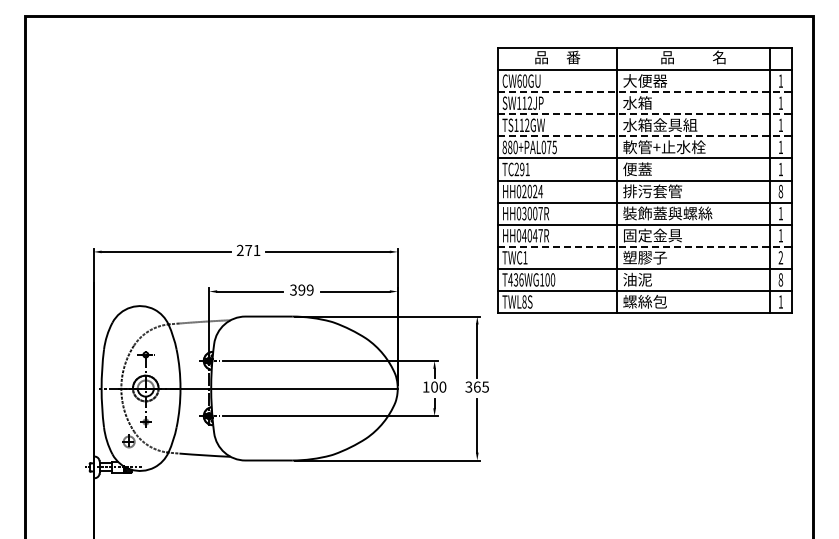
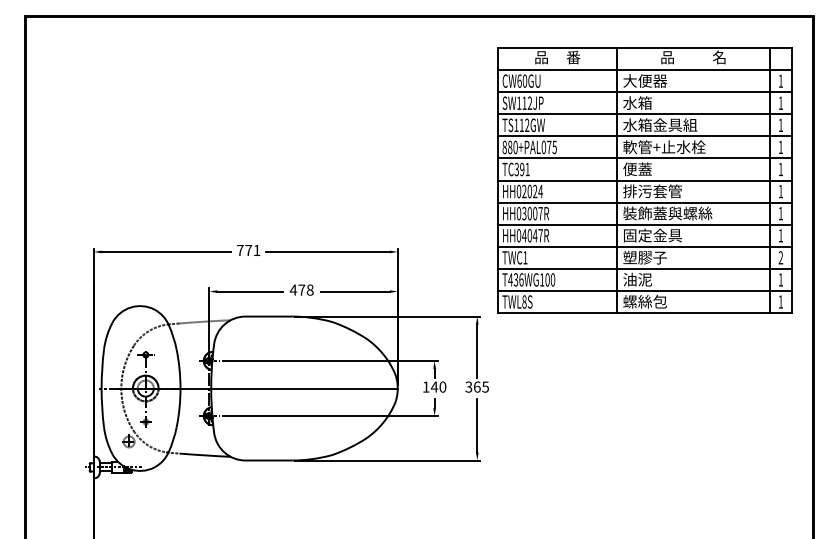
line: dashed -> solid (645, 92)
line: dashed -> solid (645, 114)
line: dashed -> solid (645, 136)
text: TC291 -> TC391 (516, 170)
text: 8 -> 1 (780, 191)
line: dashed -> solid (645, 246)
text: 271 -> 771 (239, 249)
text: 8 -> 1 (780, 279)
text: 399 -> 478 (301, 289)
text: 100 -> 140 (434, 386)
